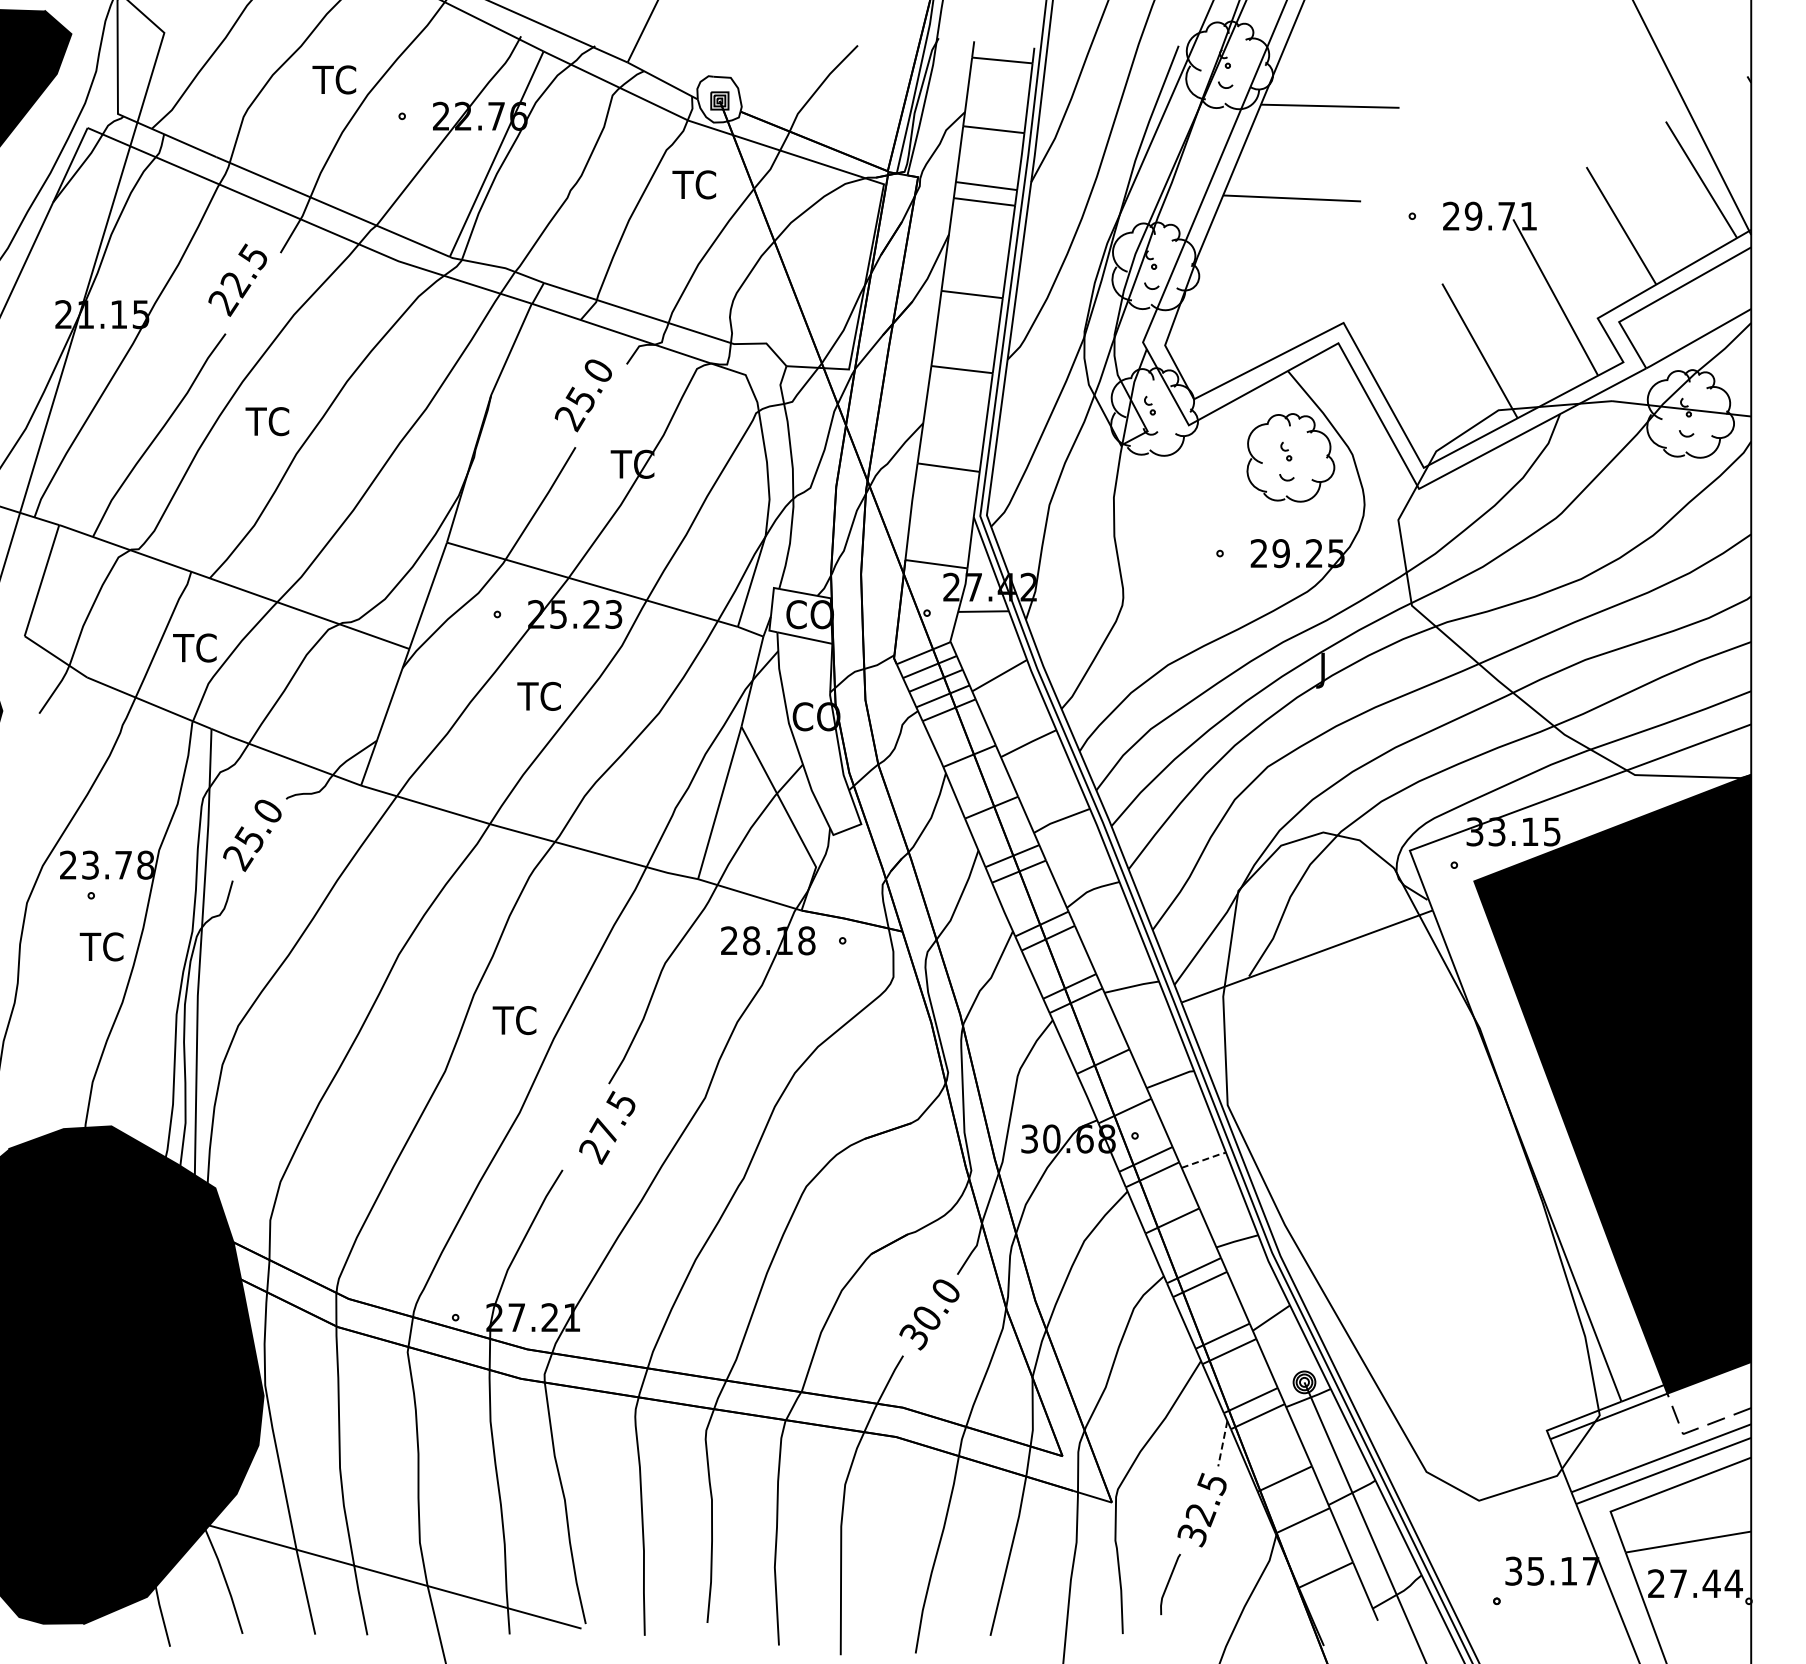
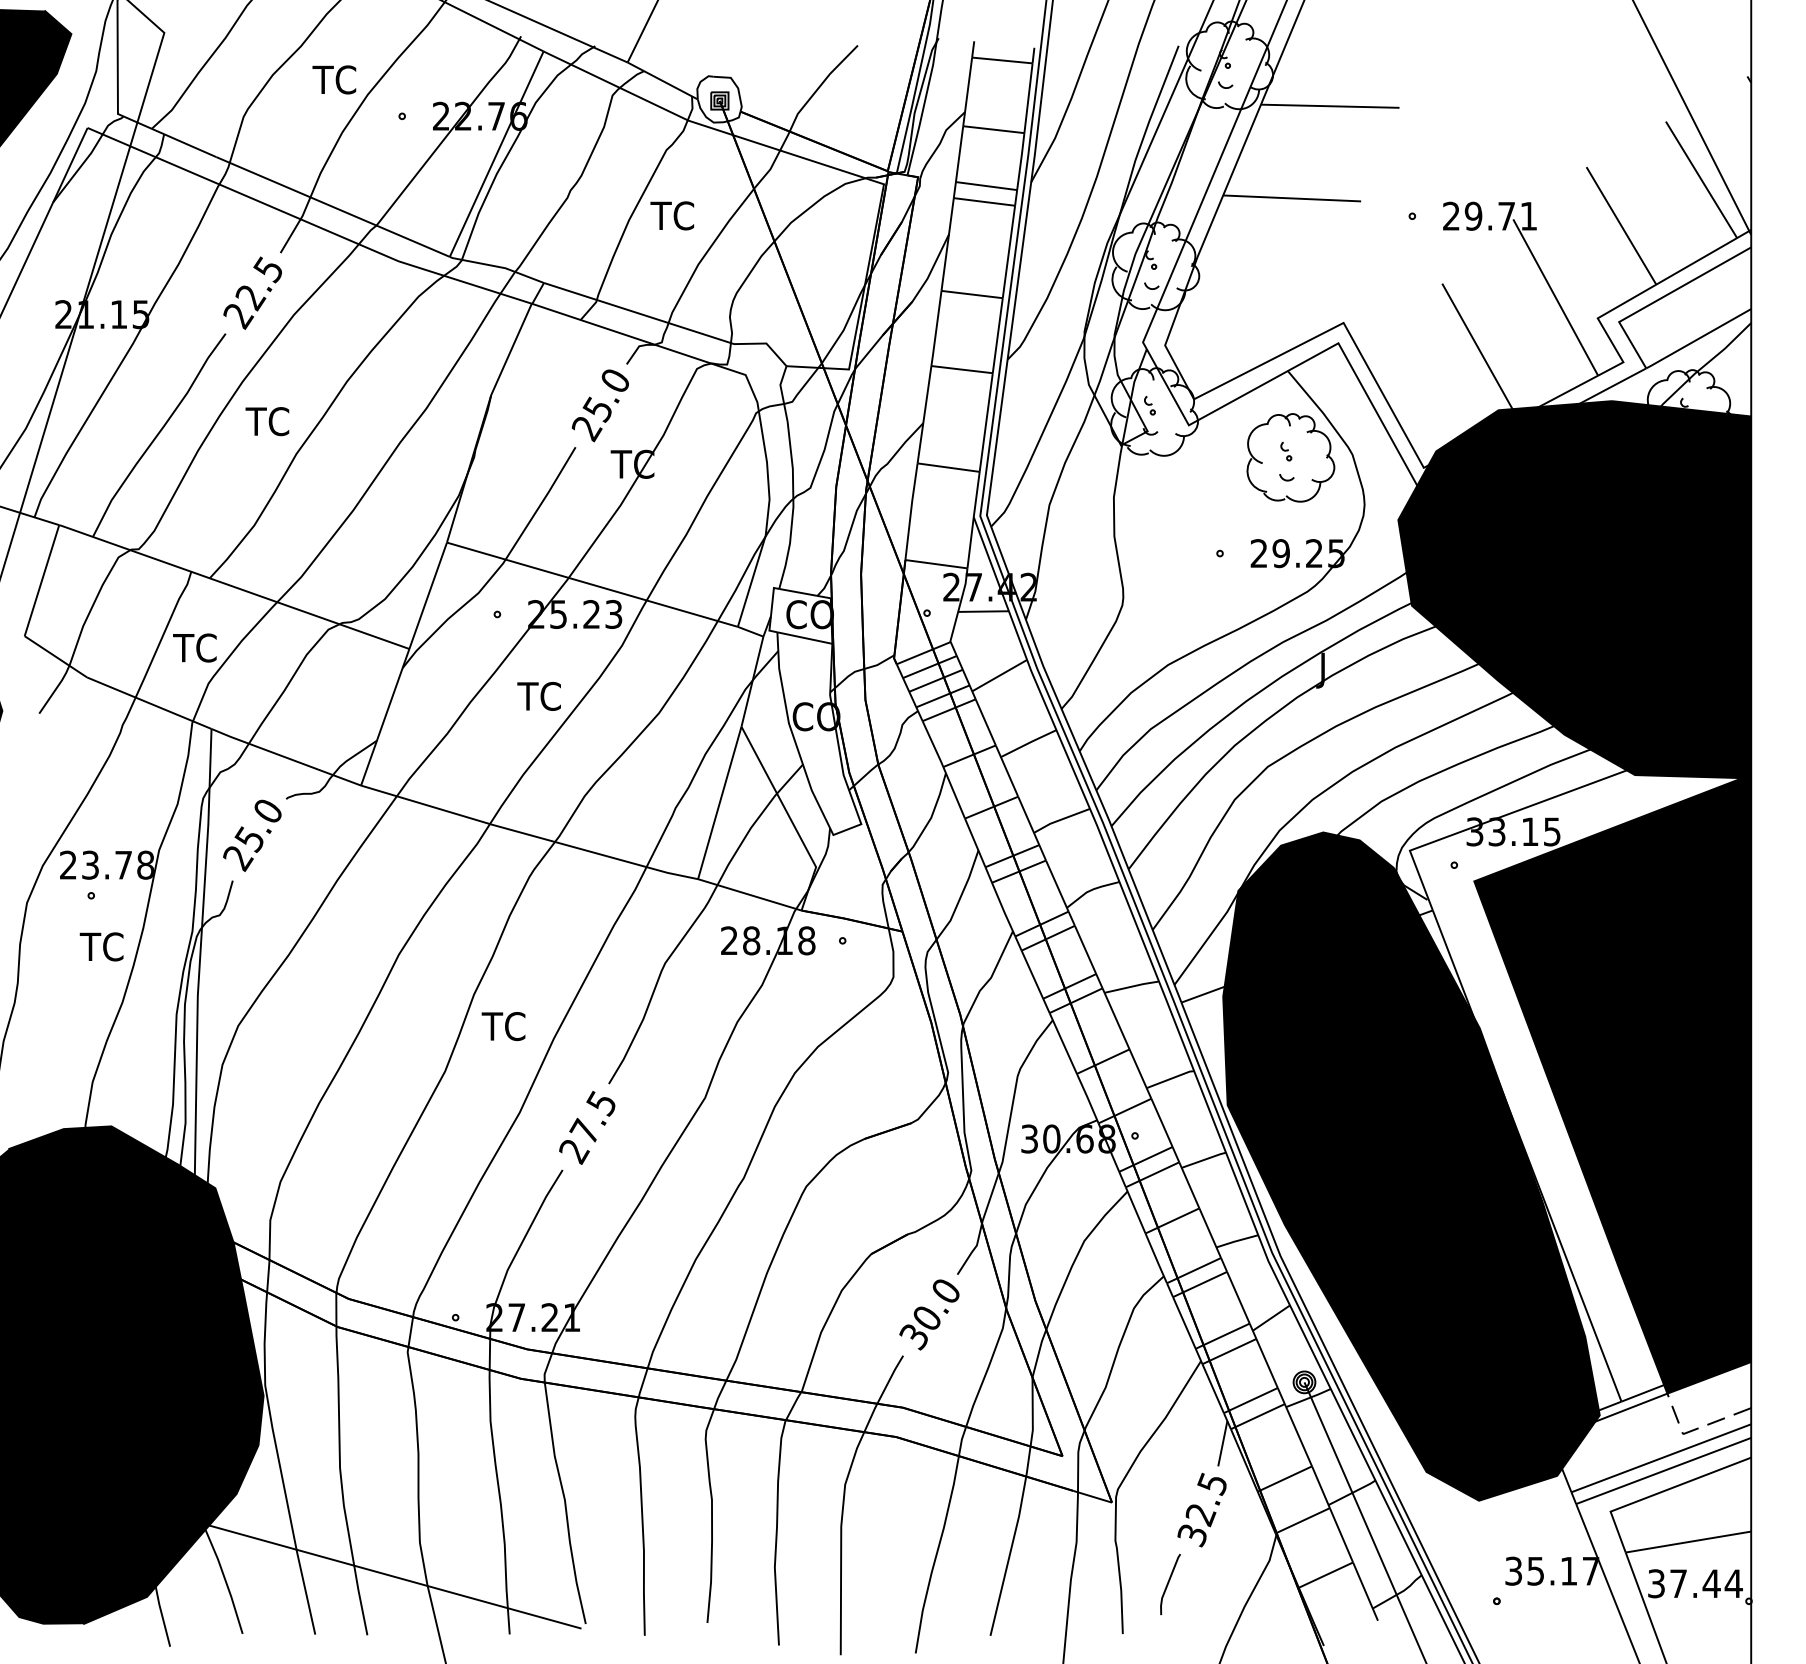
text position: (694, 184) -> (672, 215) (672, 215)
text position: (237, 279) -> (252, 292) (252, 292)
text position: (582, 395) -> (599, 405) (599, 405)
fill: none -> present (1574, 589)
text position: (514, 1020) -> (503, 1026) (503, 1026)
text position: (607, 1127) -> (587, 1127) (587, 1127)
line: dashed -> solid (1204, 1159)
fill: none -> present (1411, 1166)
line: dashed -> solid (1222, 1444)
text: 27.44 -> 37.44 (1656, 1583)
